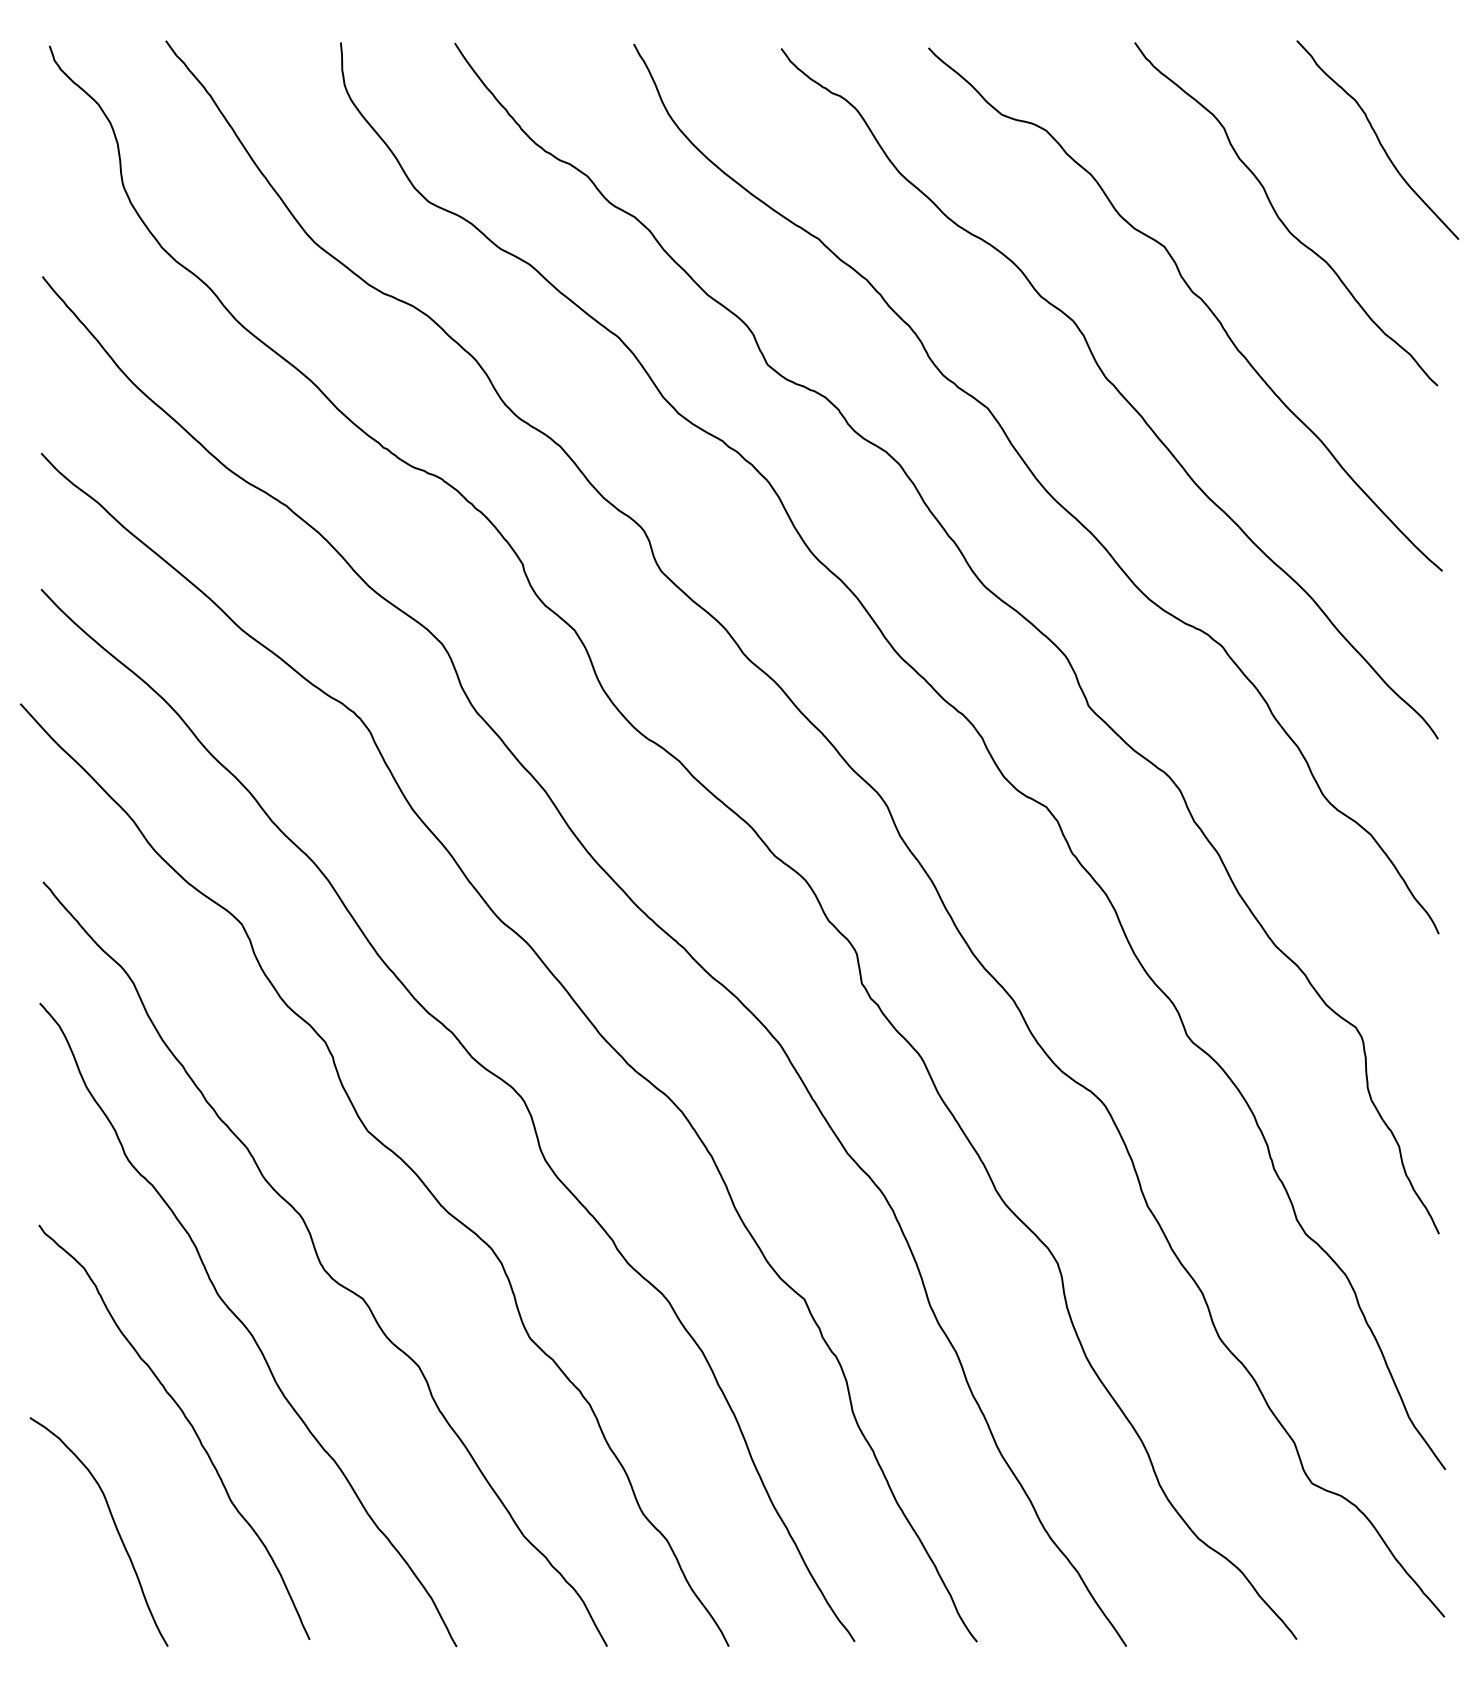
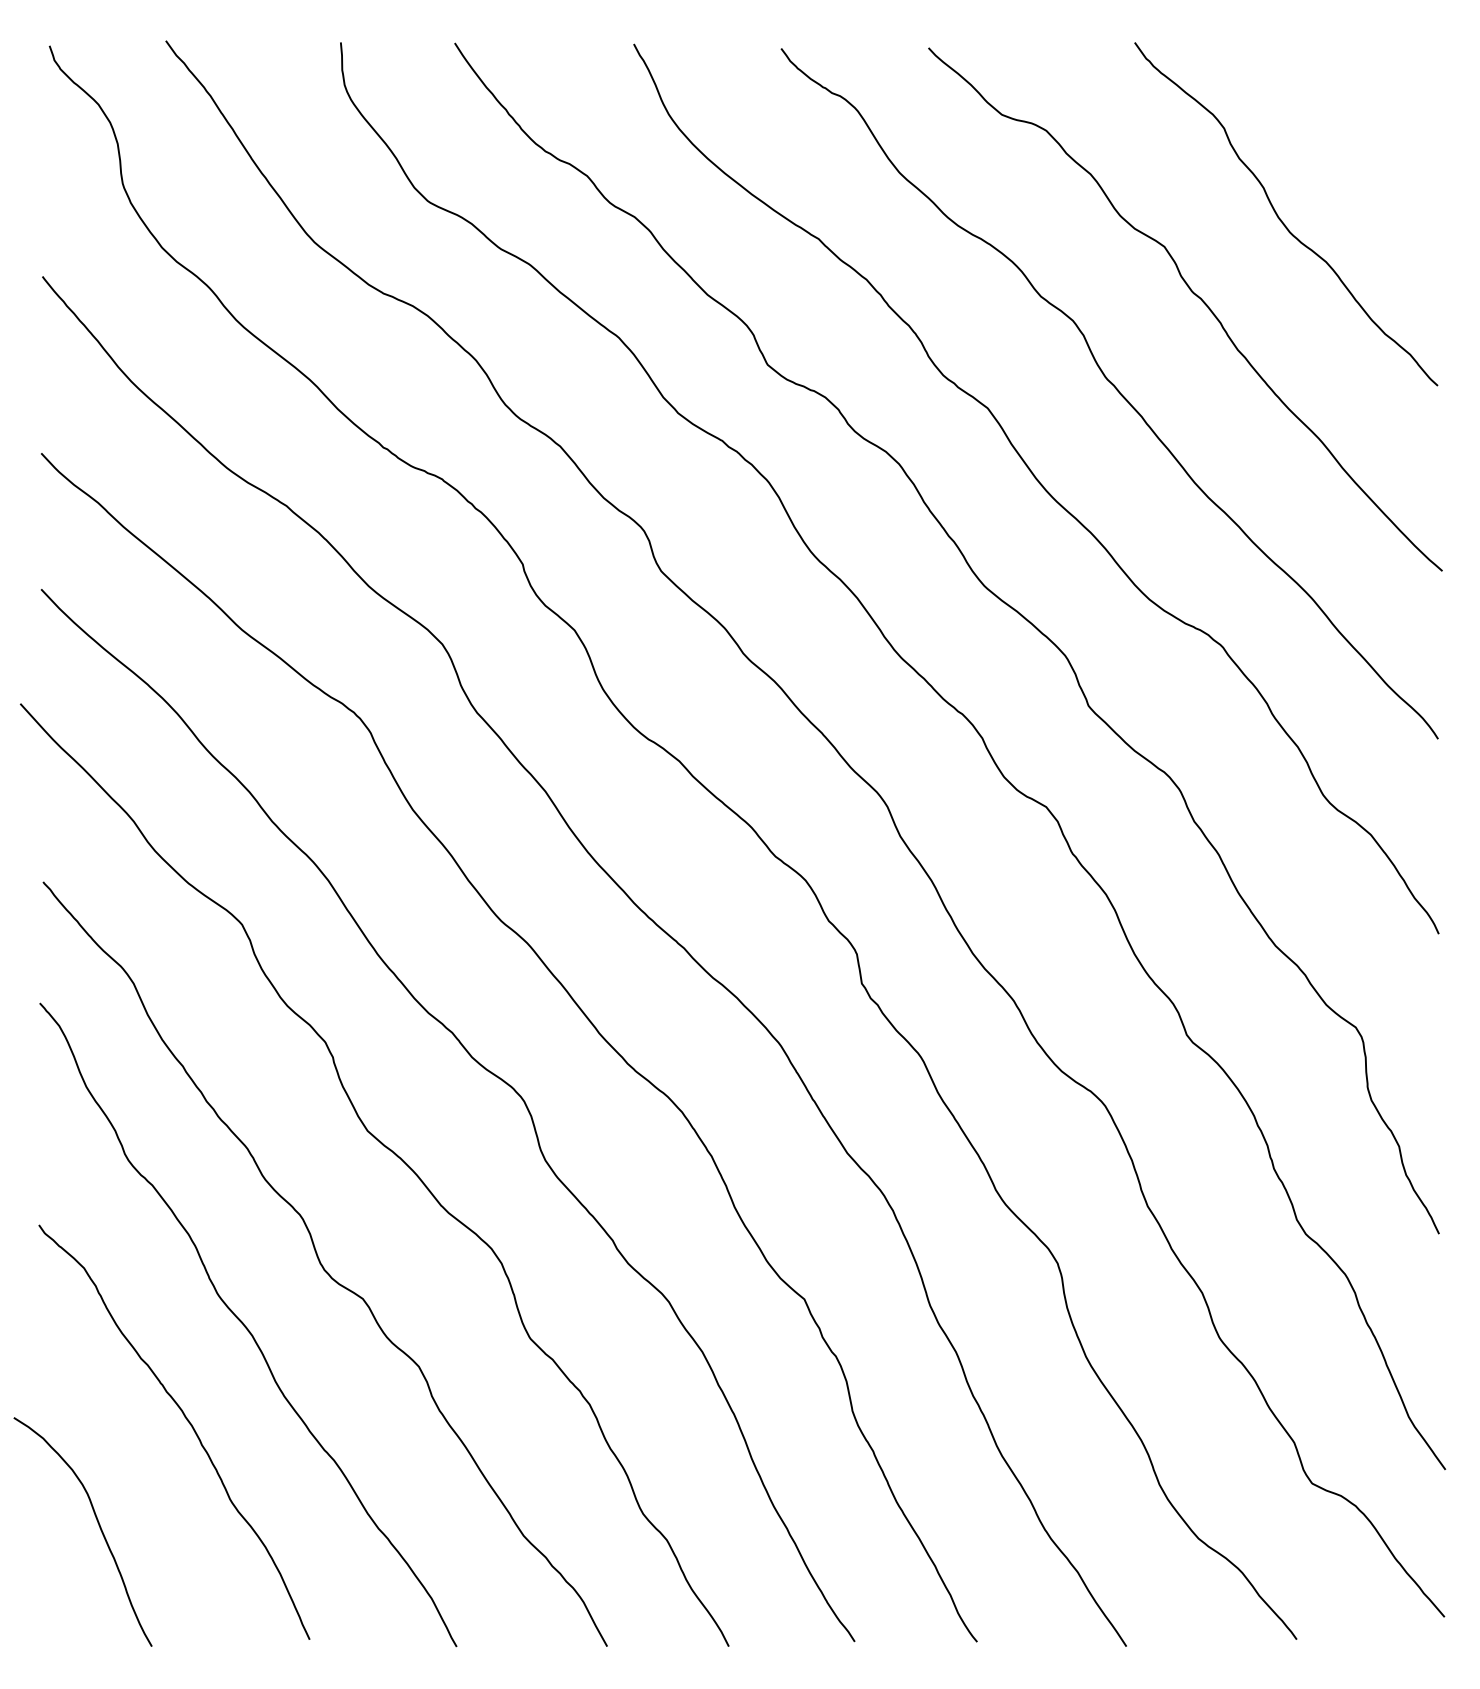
curve: present -> none (1377, 139)
curve position: (113, 1523) -> (97, 1523) (97, 1523)
